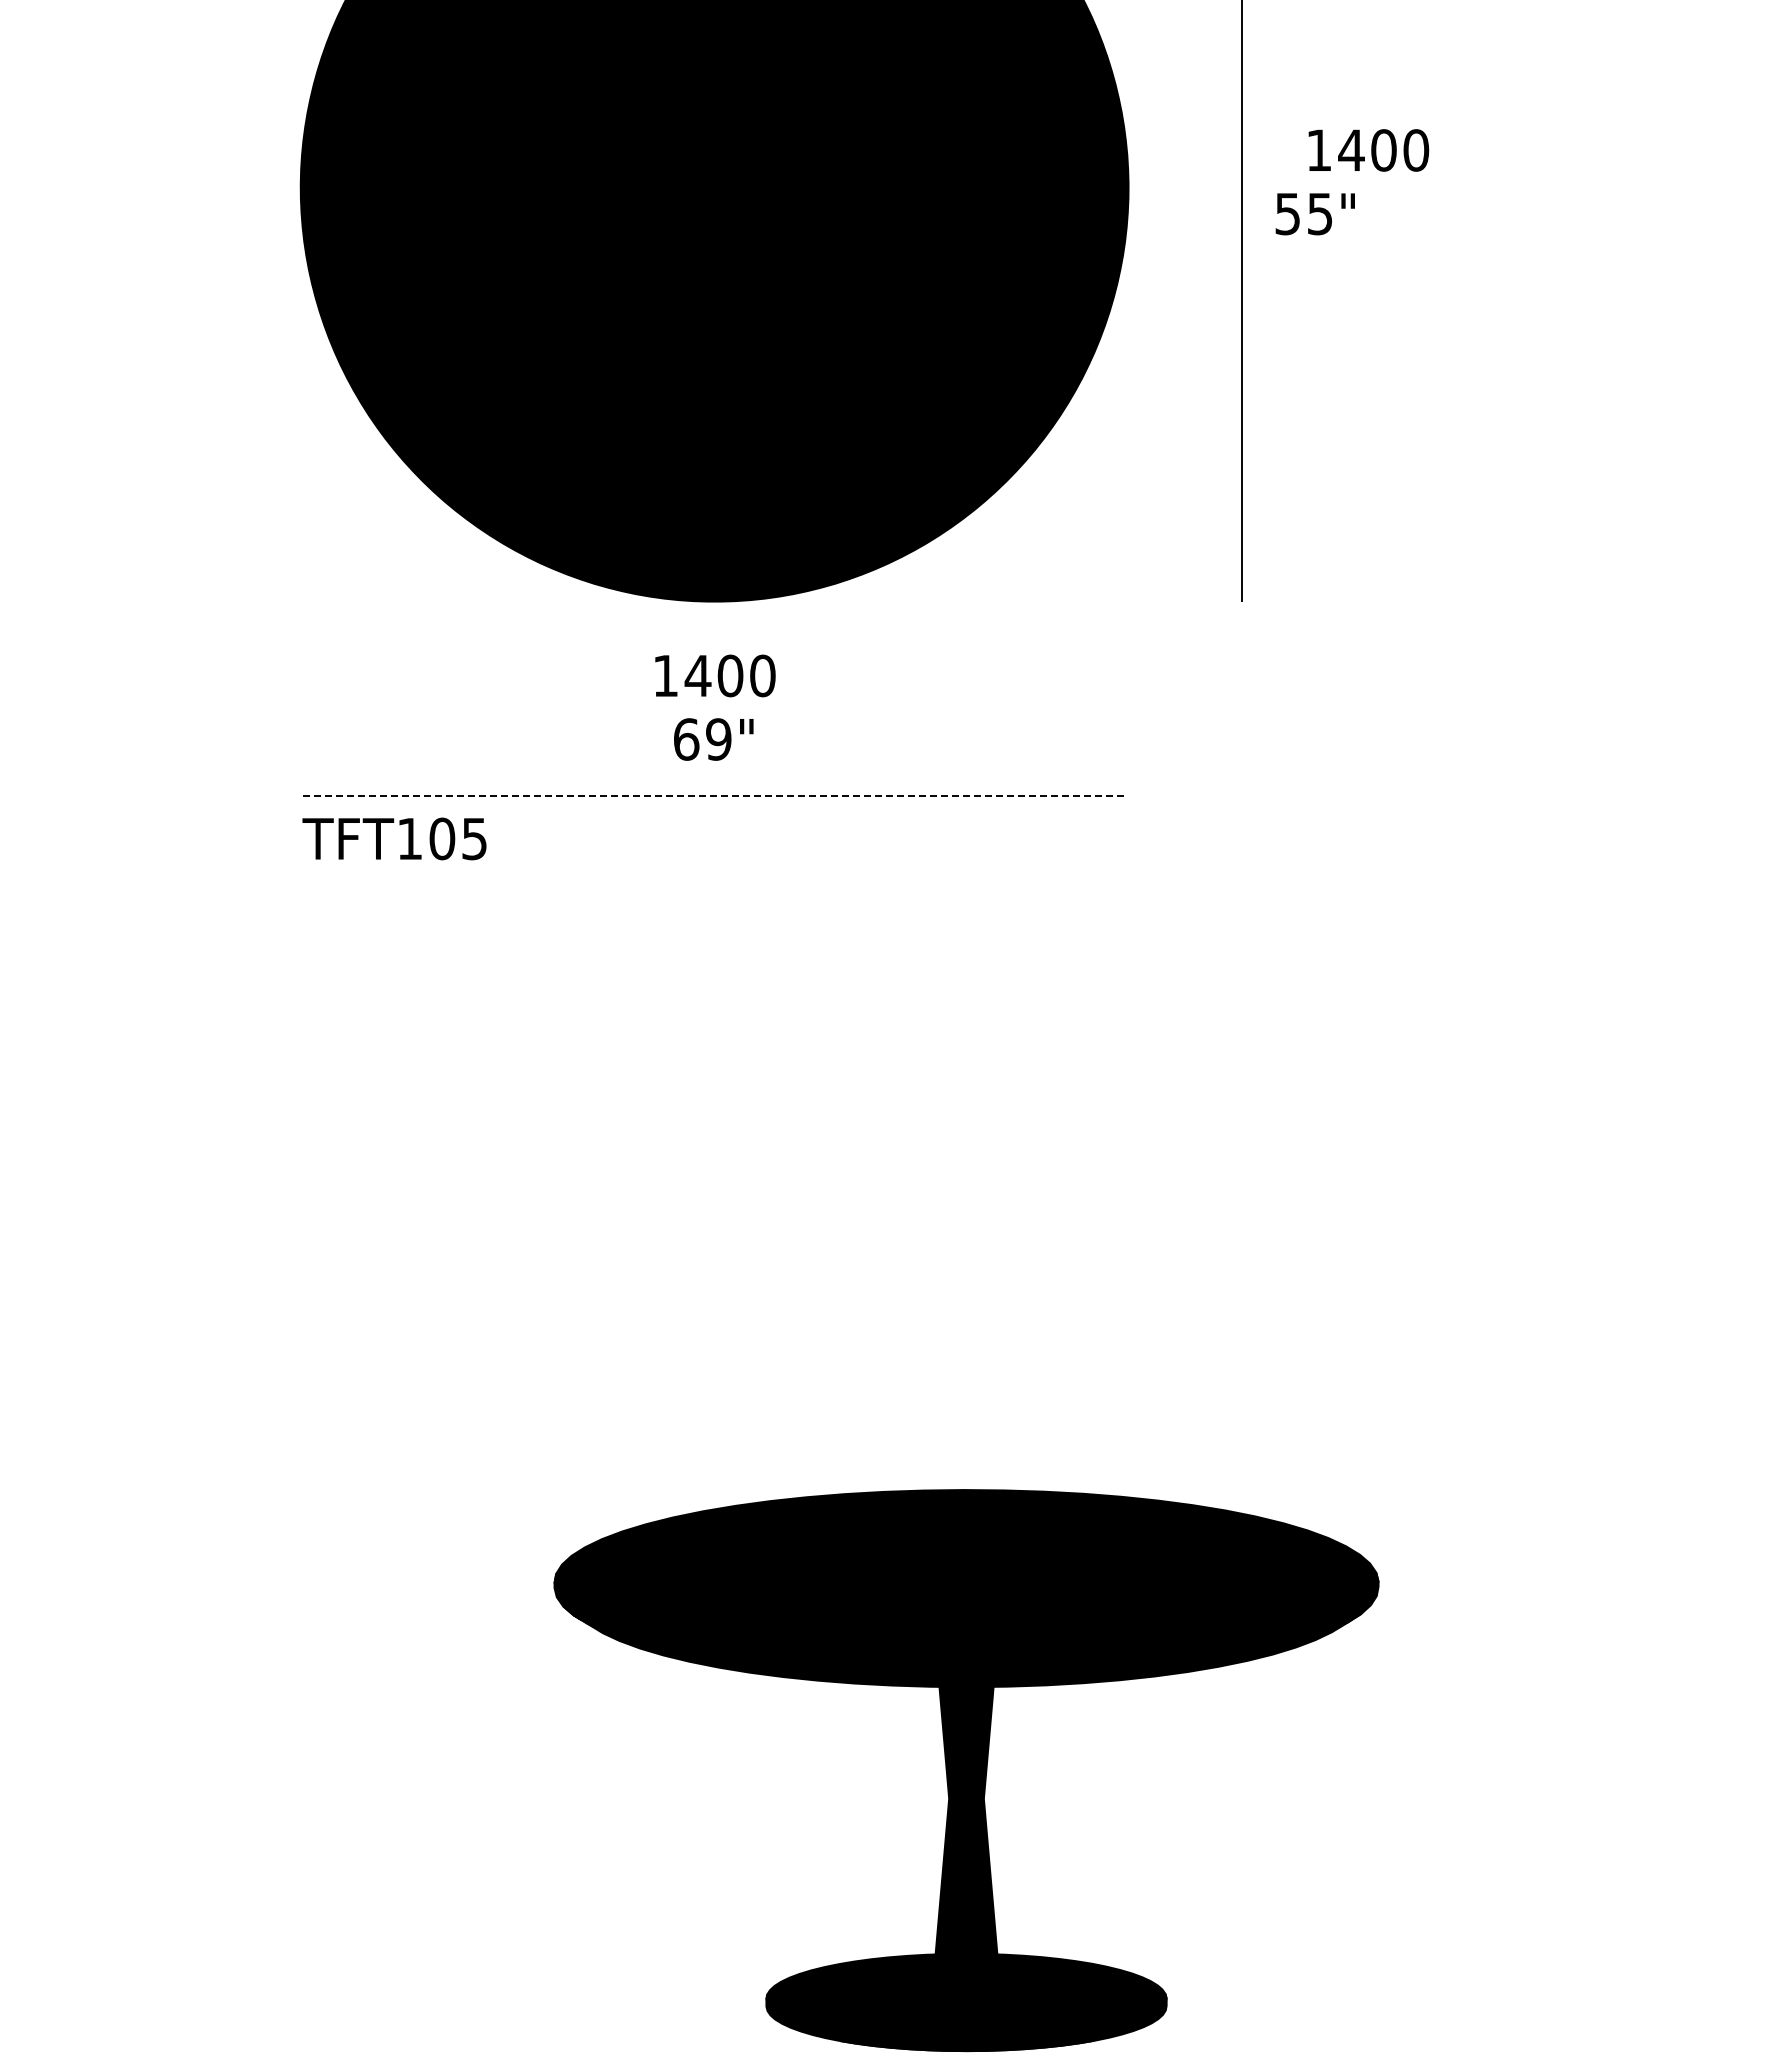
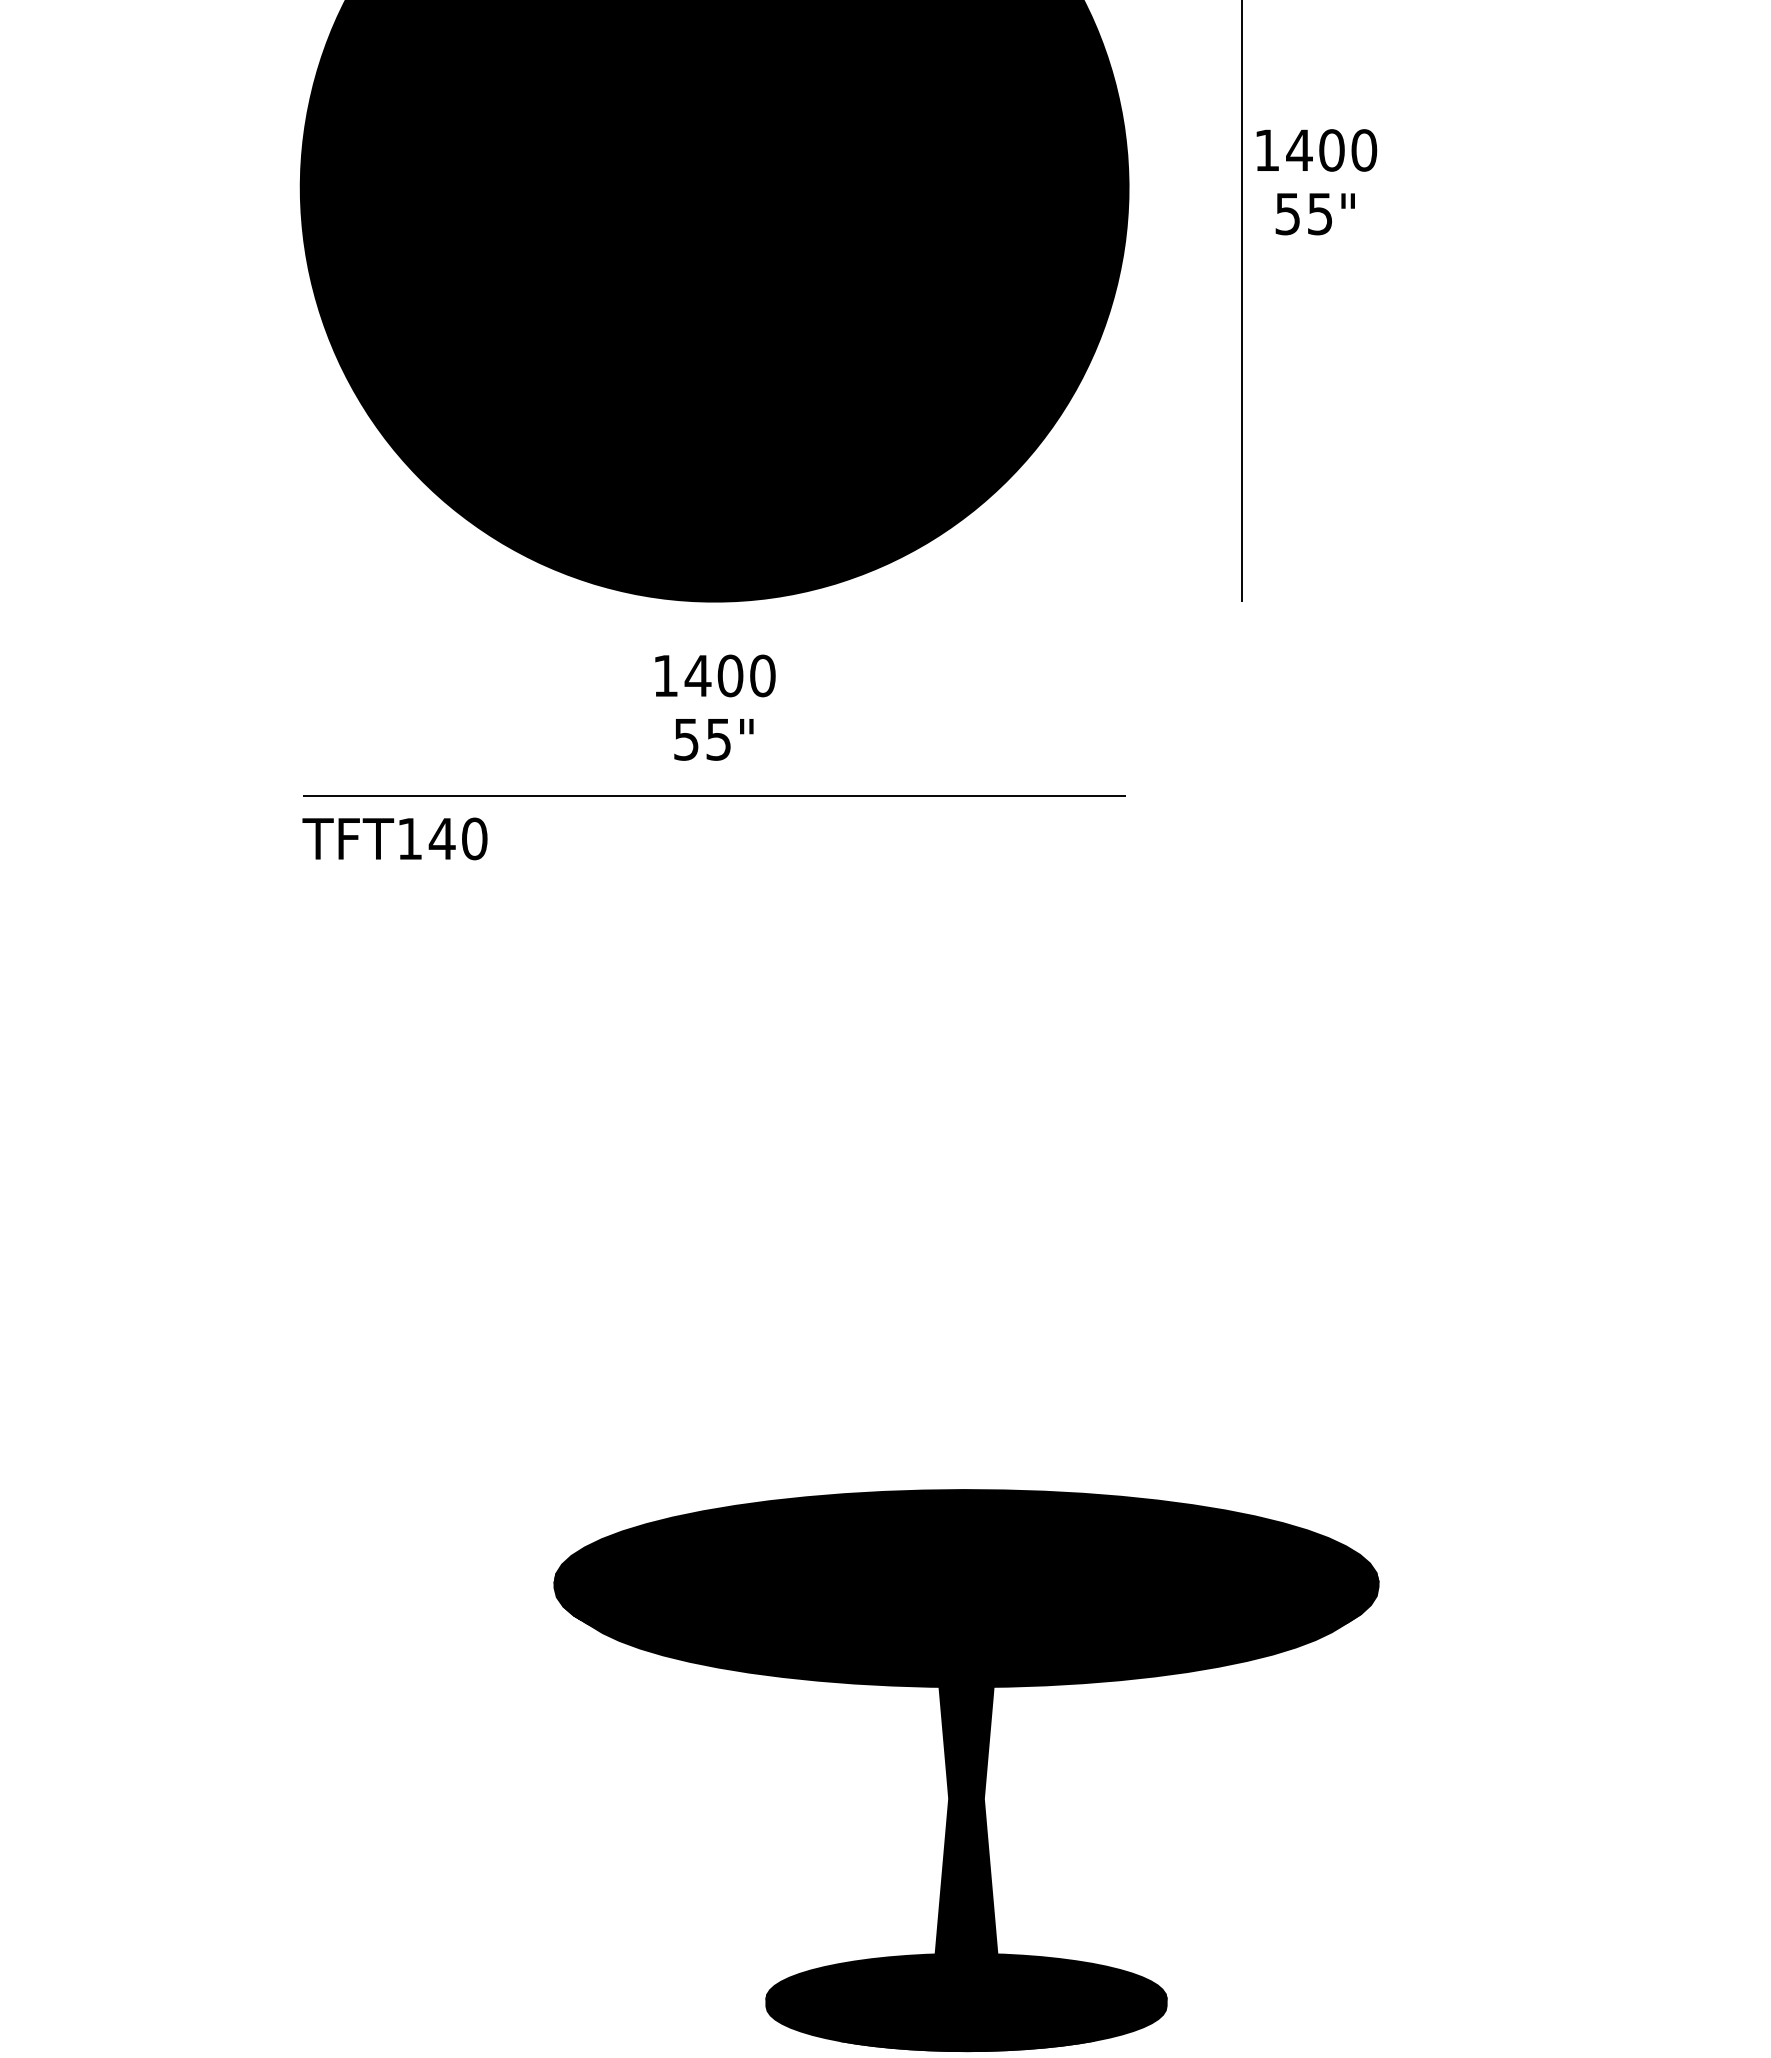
text position: (1368, 150) -> (1316, 150) (1316, 150)
text: 69" -> 55" (702, 739)
line: dashed -> solid (714, 796)
text: TFT105 -> TFT140 (457, 838)
